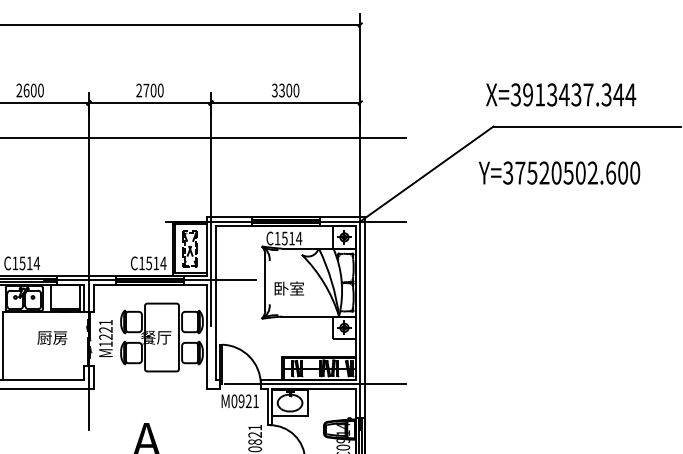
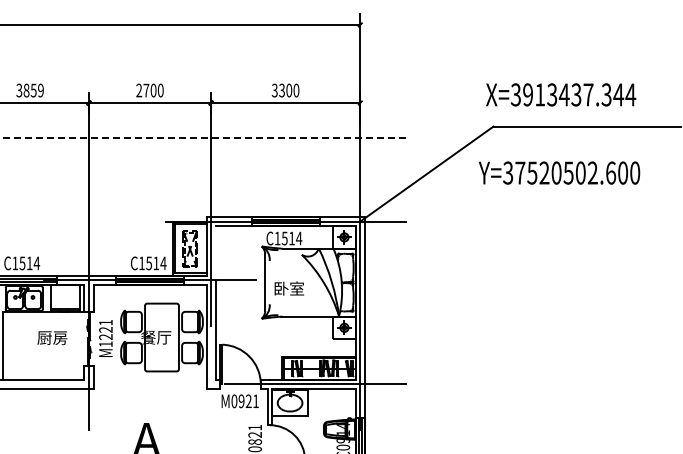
text: 2600 -> 3859 (29, 90)
line: solid -> dashed (202, 137)
line: present -> none (215, 253)
